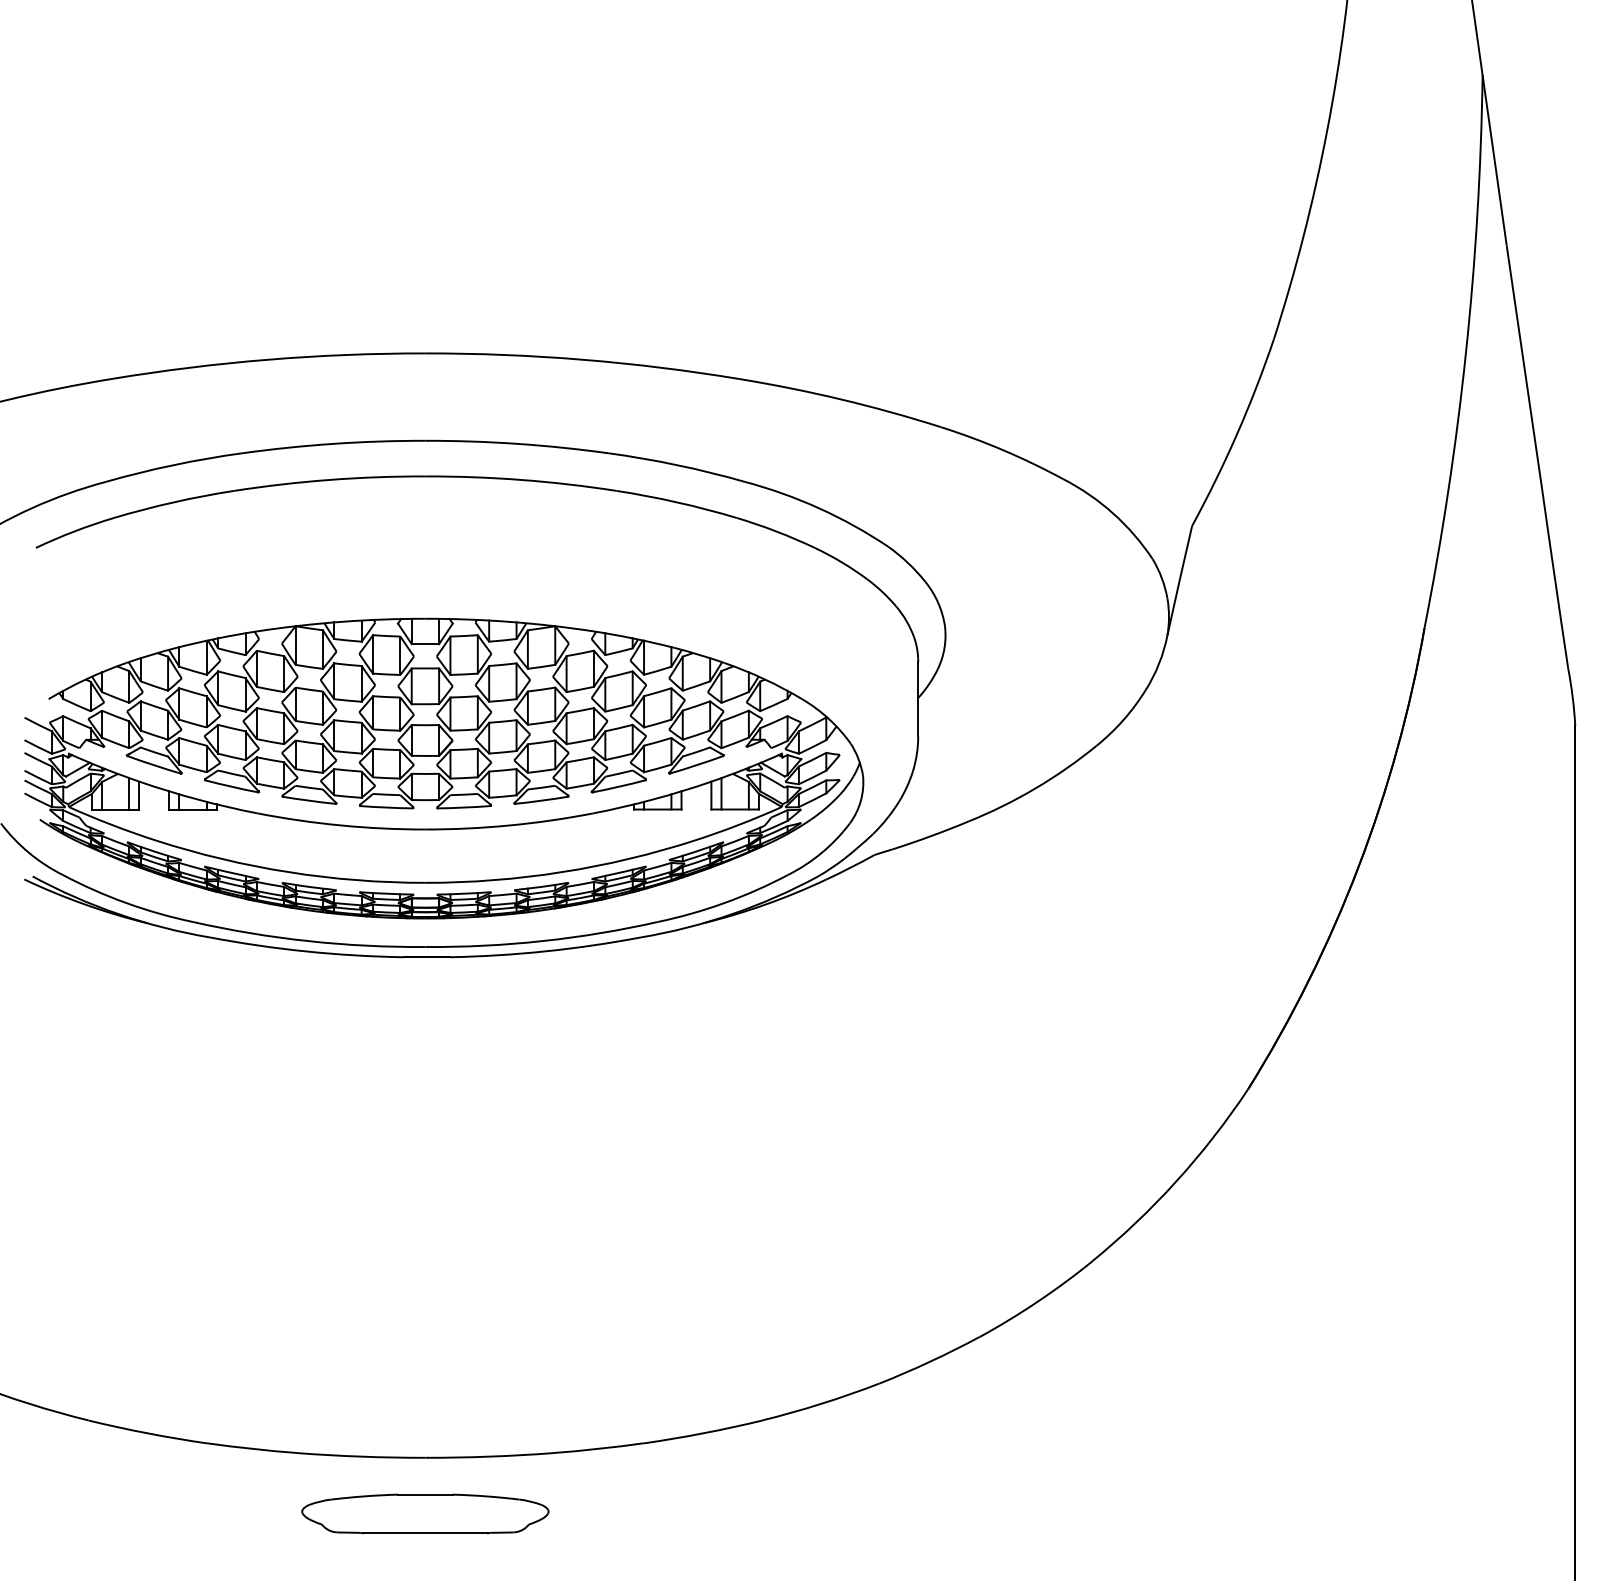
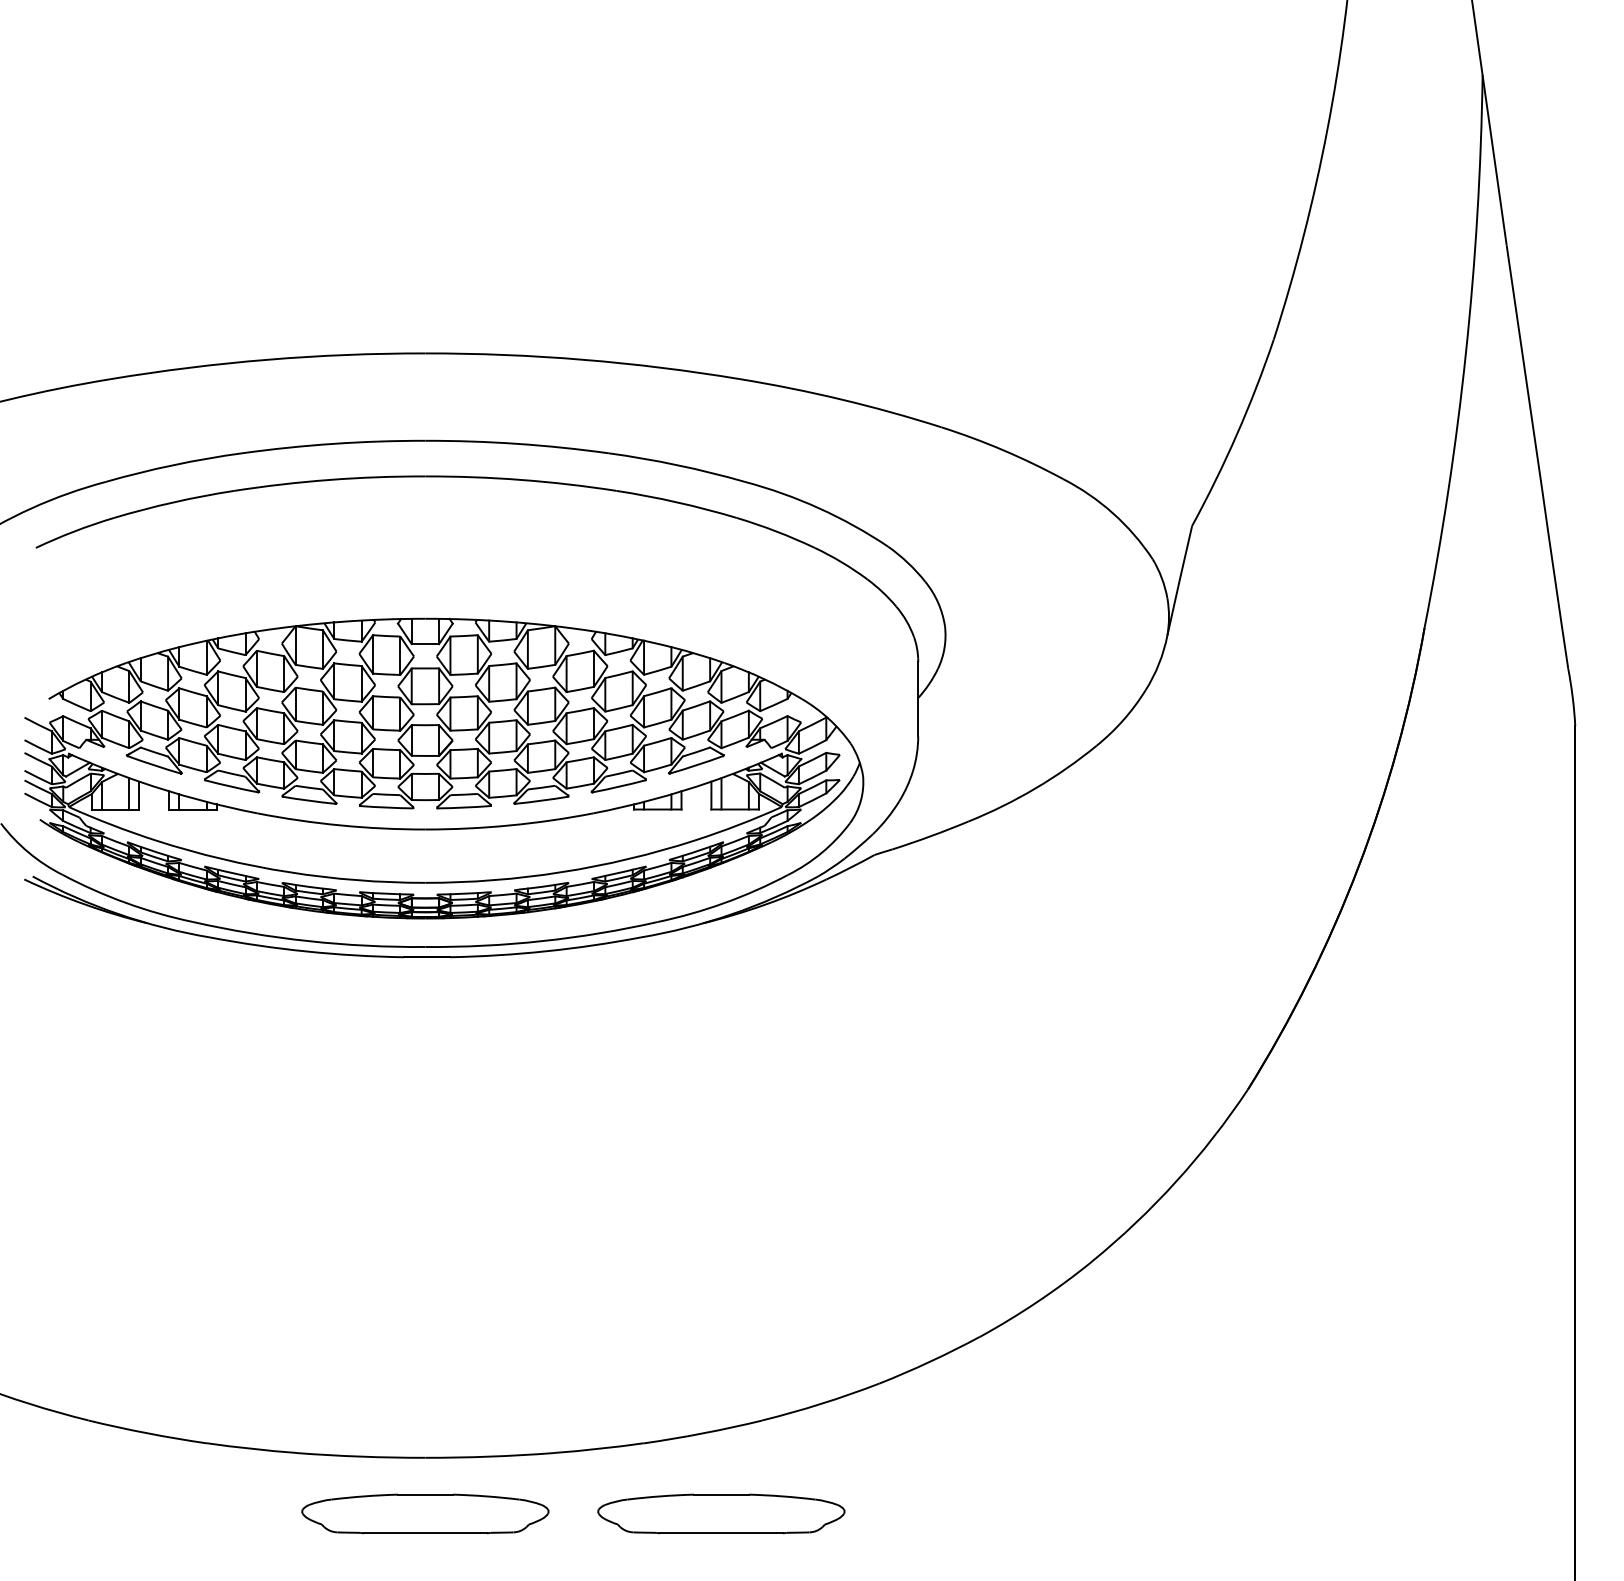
part: none -> present (721, 1513)
